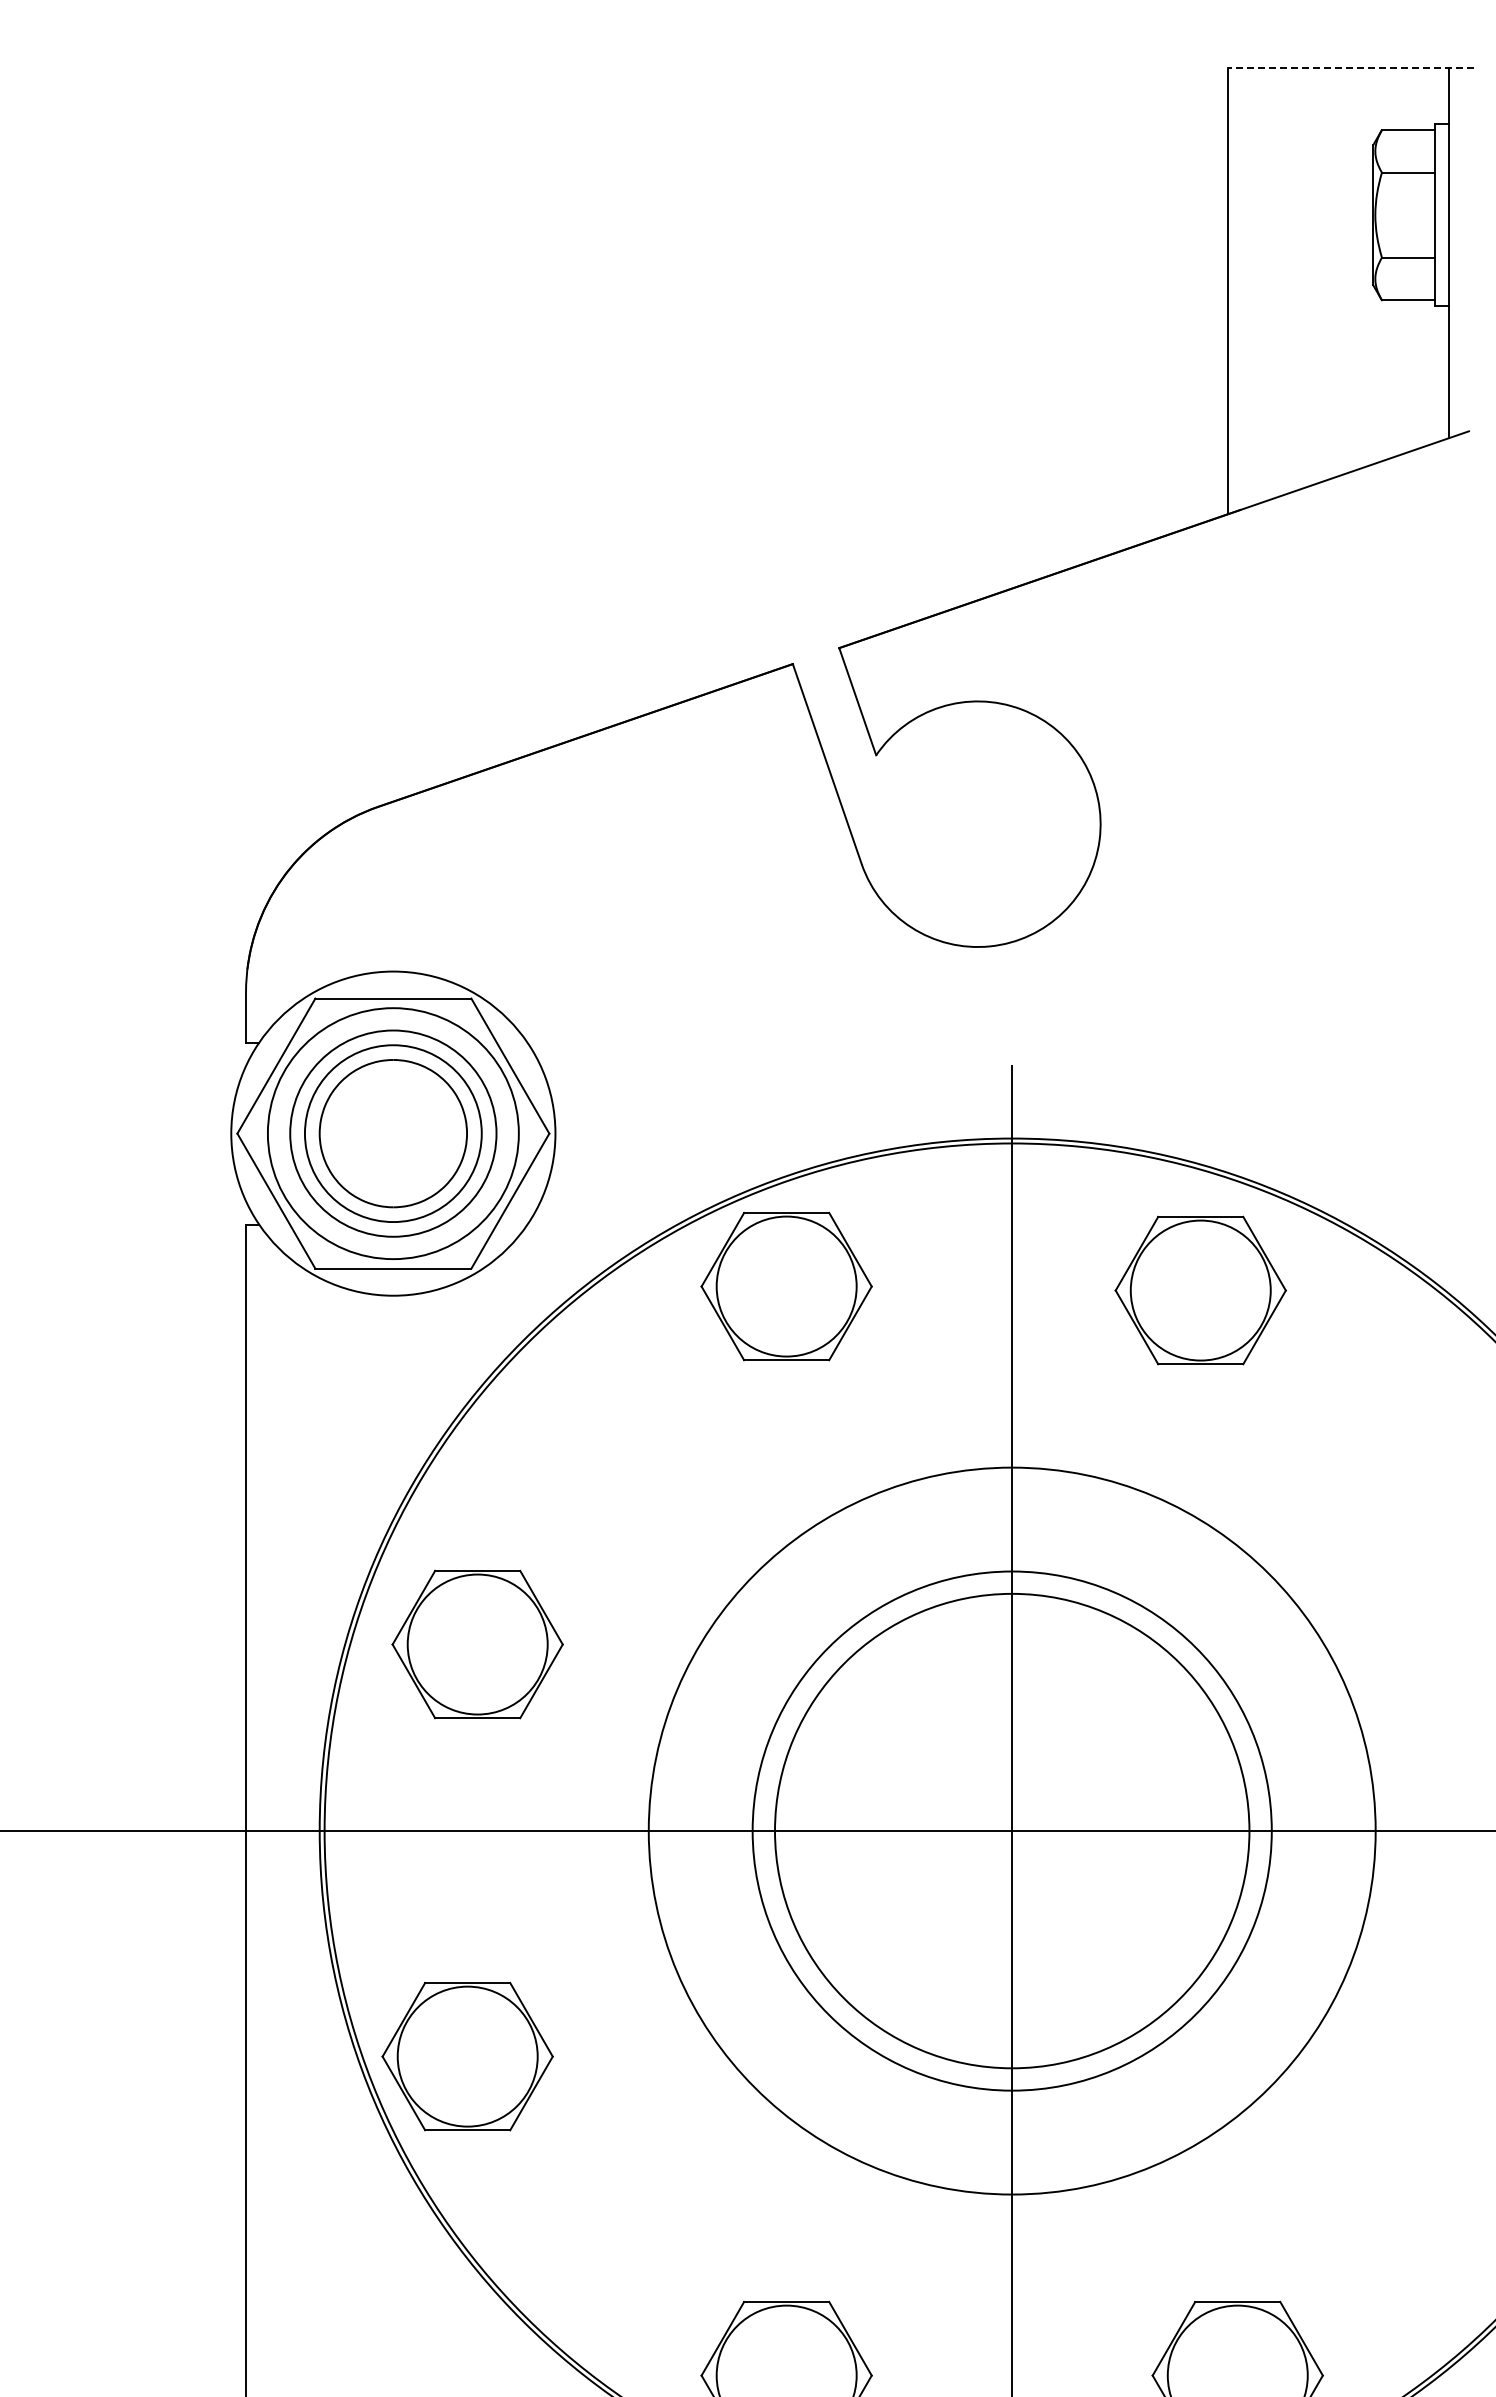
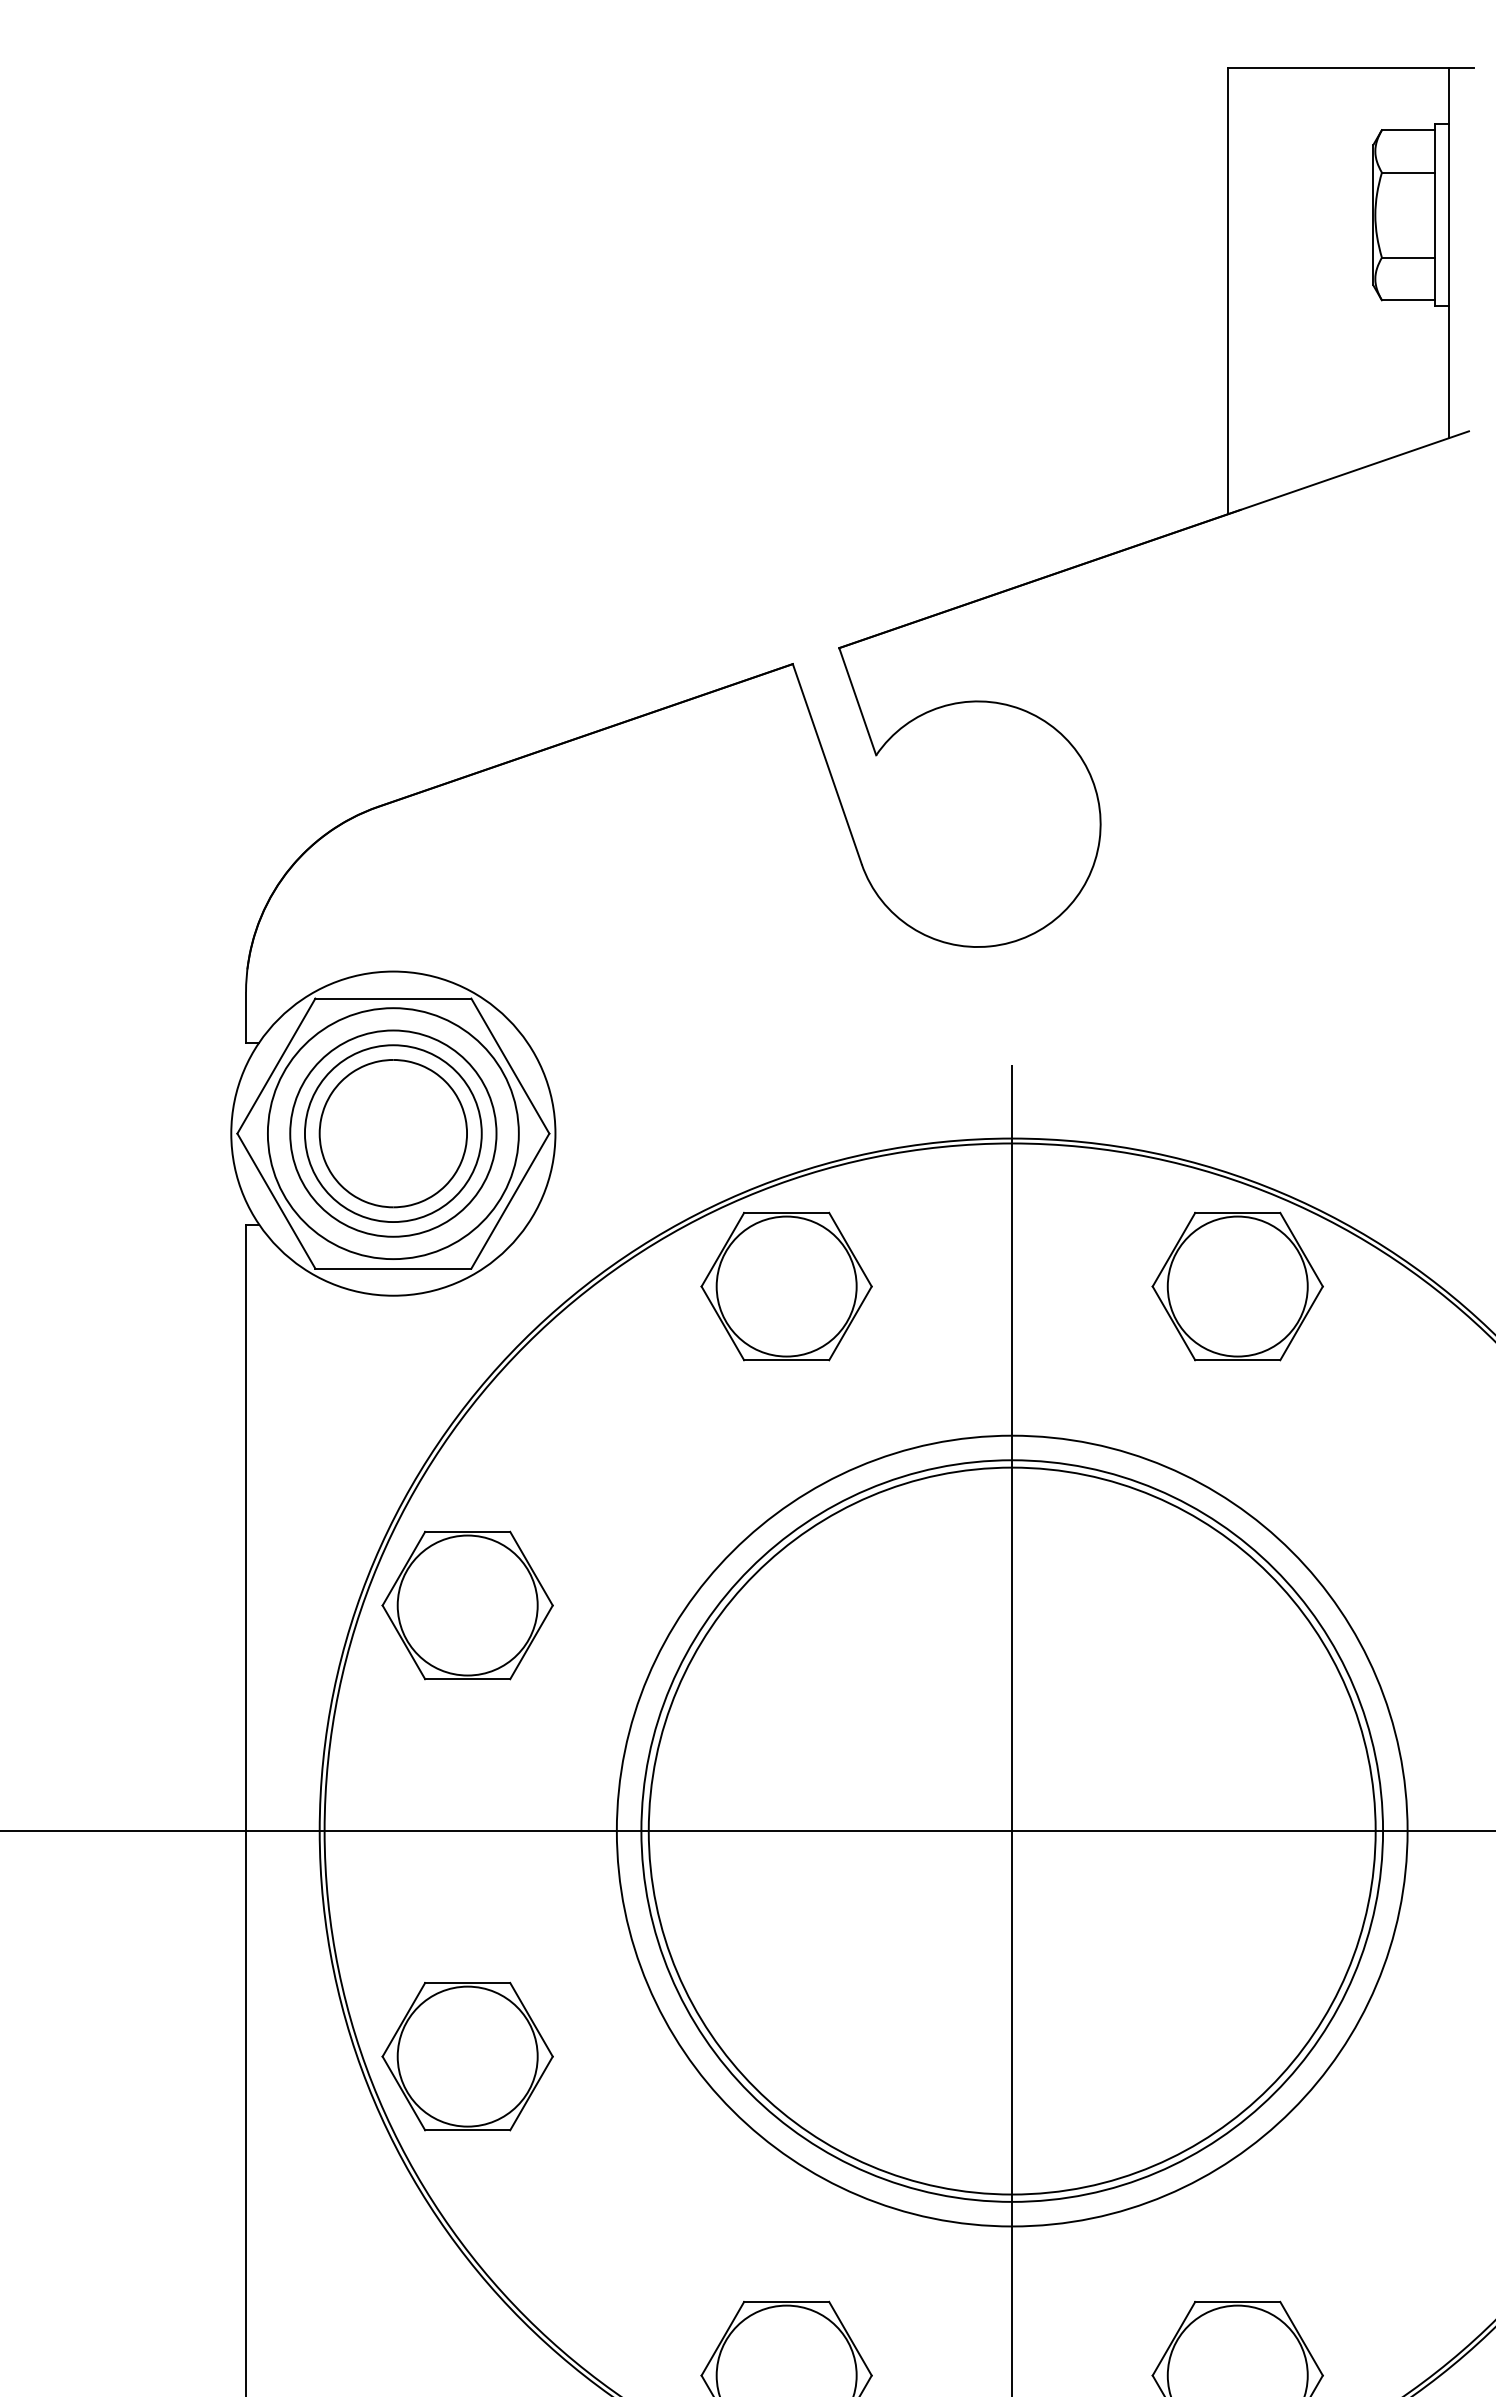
line: dashed -> solid (1351, 67)
part position: (1200, 1290) -> (1237, 1286) (1237, 1286)
part position: (477, 1644) -> (467, 1605) (467, 1605)
circle diameter: 519 px -> 742 px (1012, 1830)
circle diameter: 474 px -> 791 px (1011, 1830)
